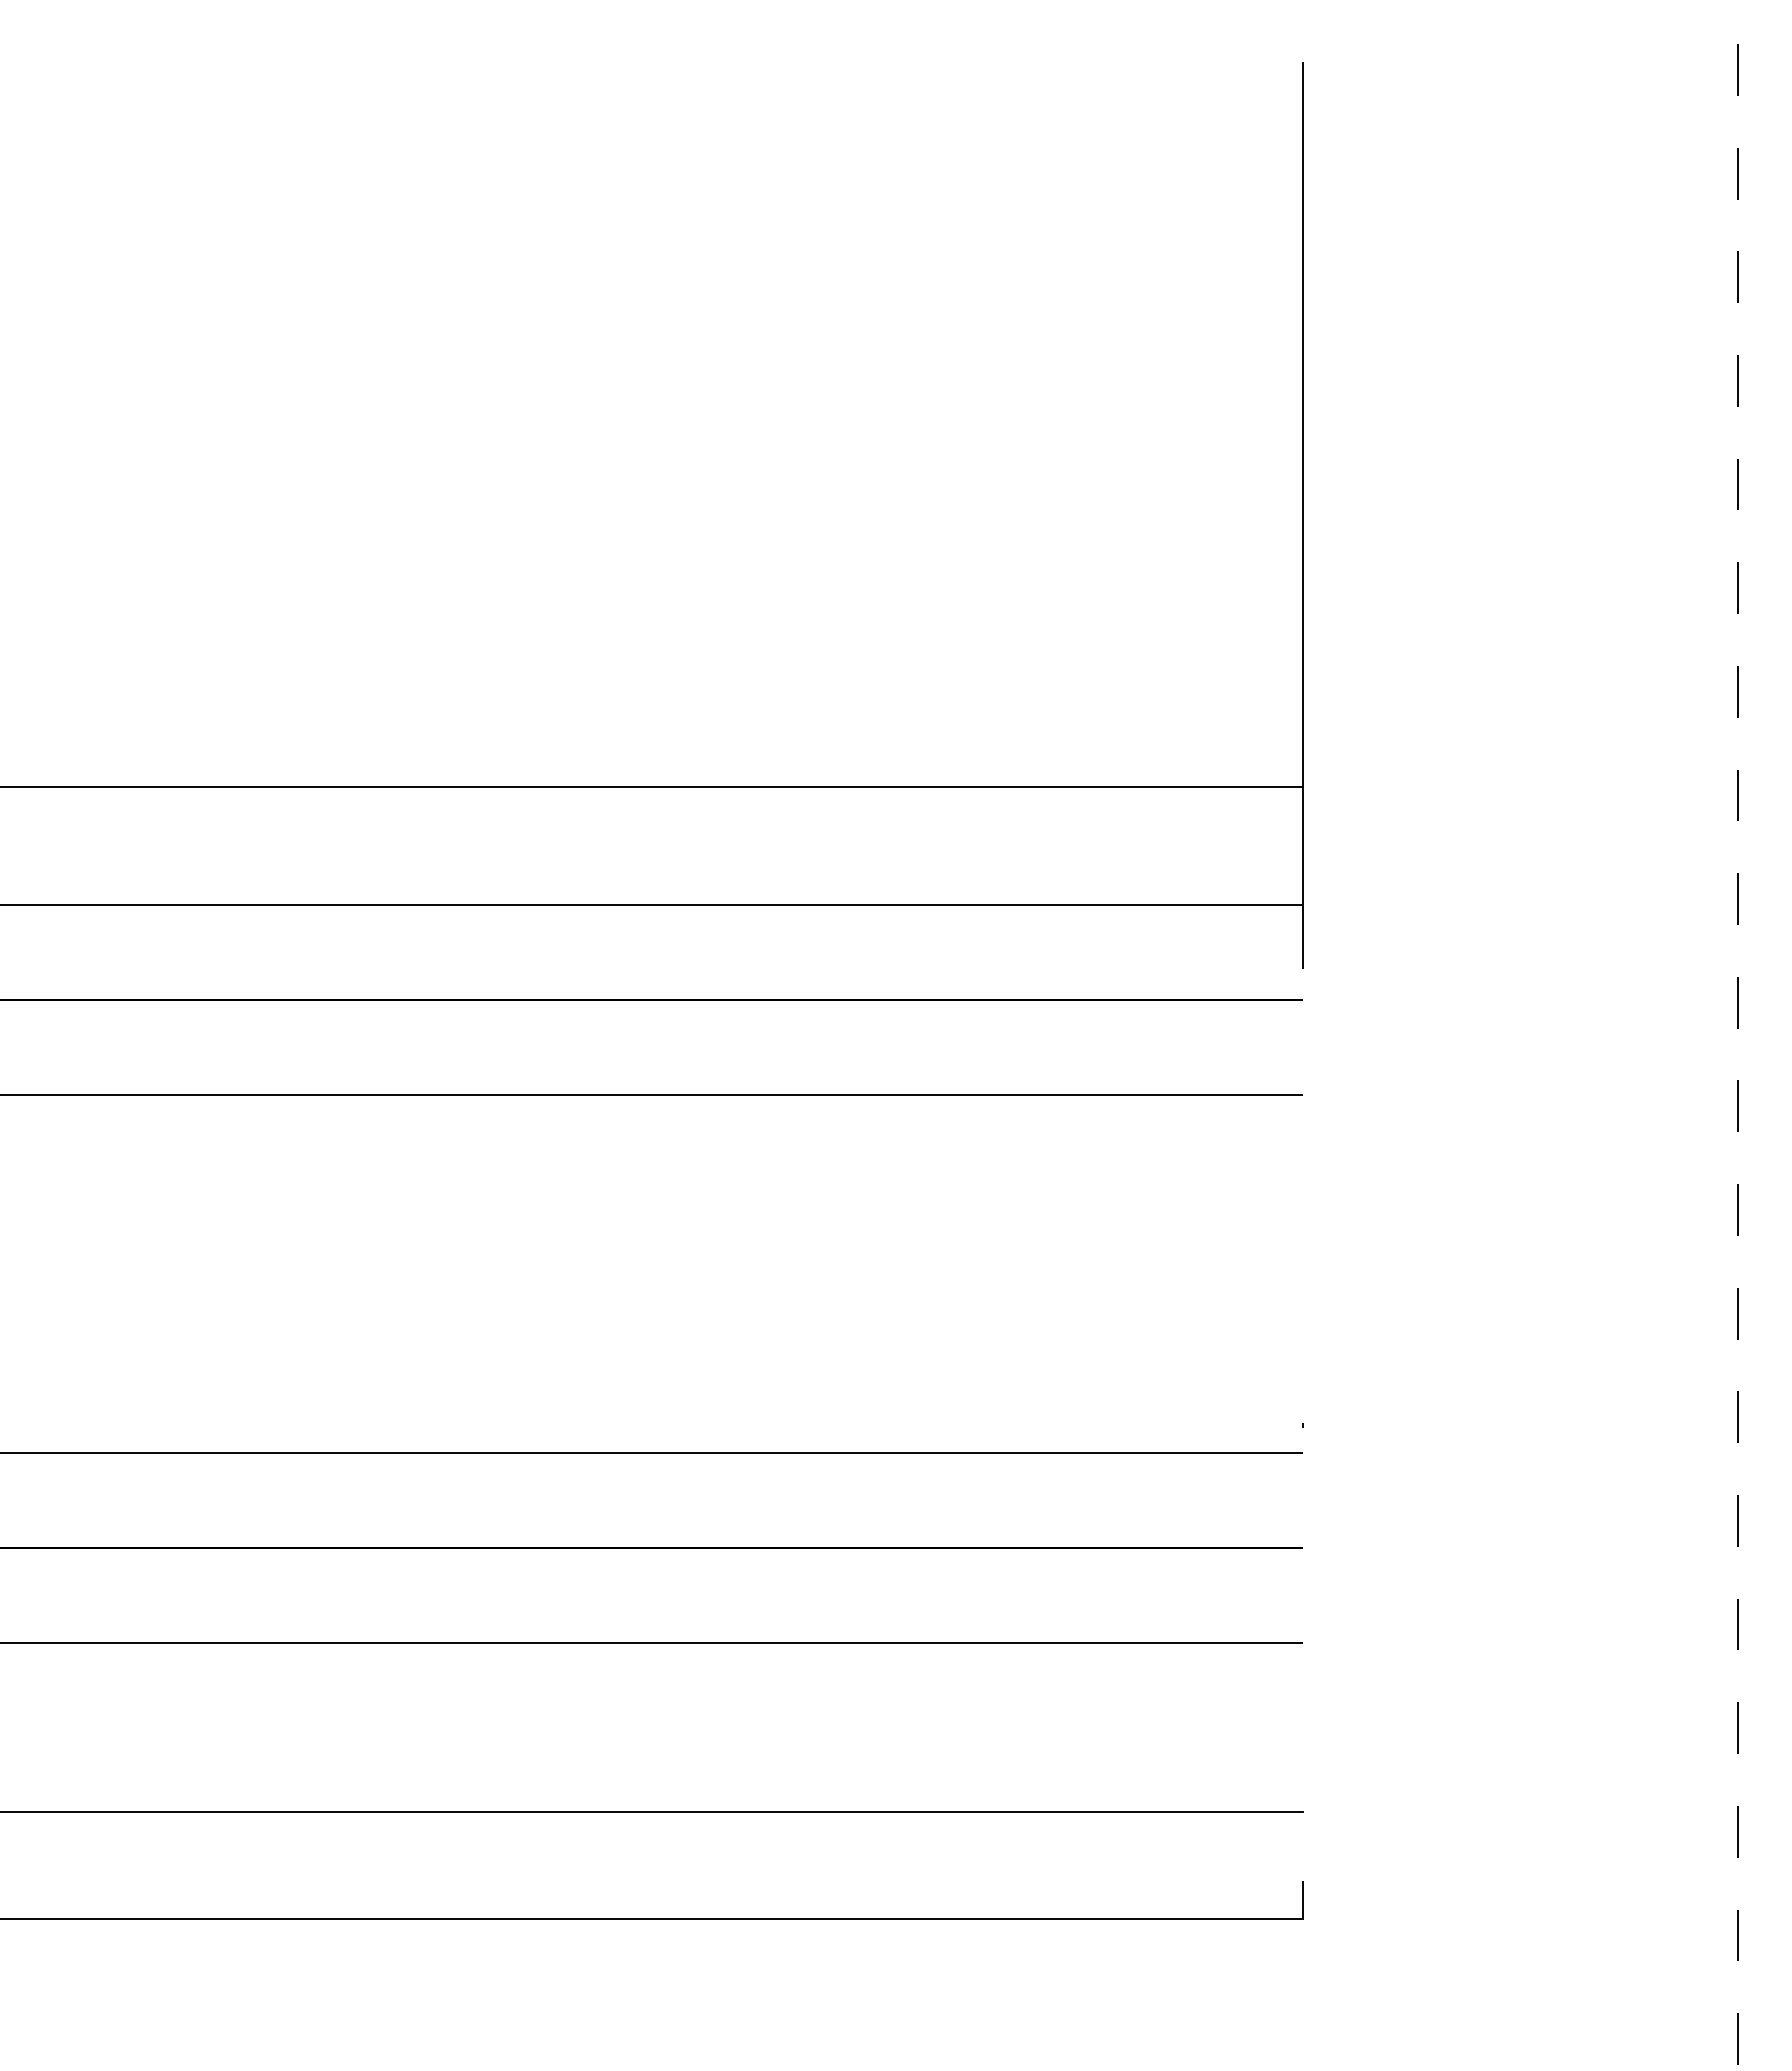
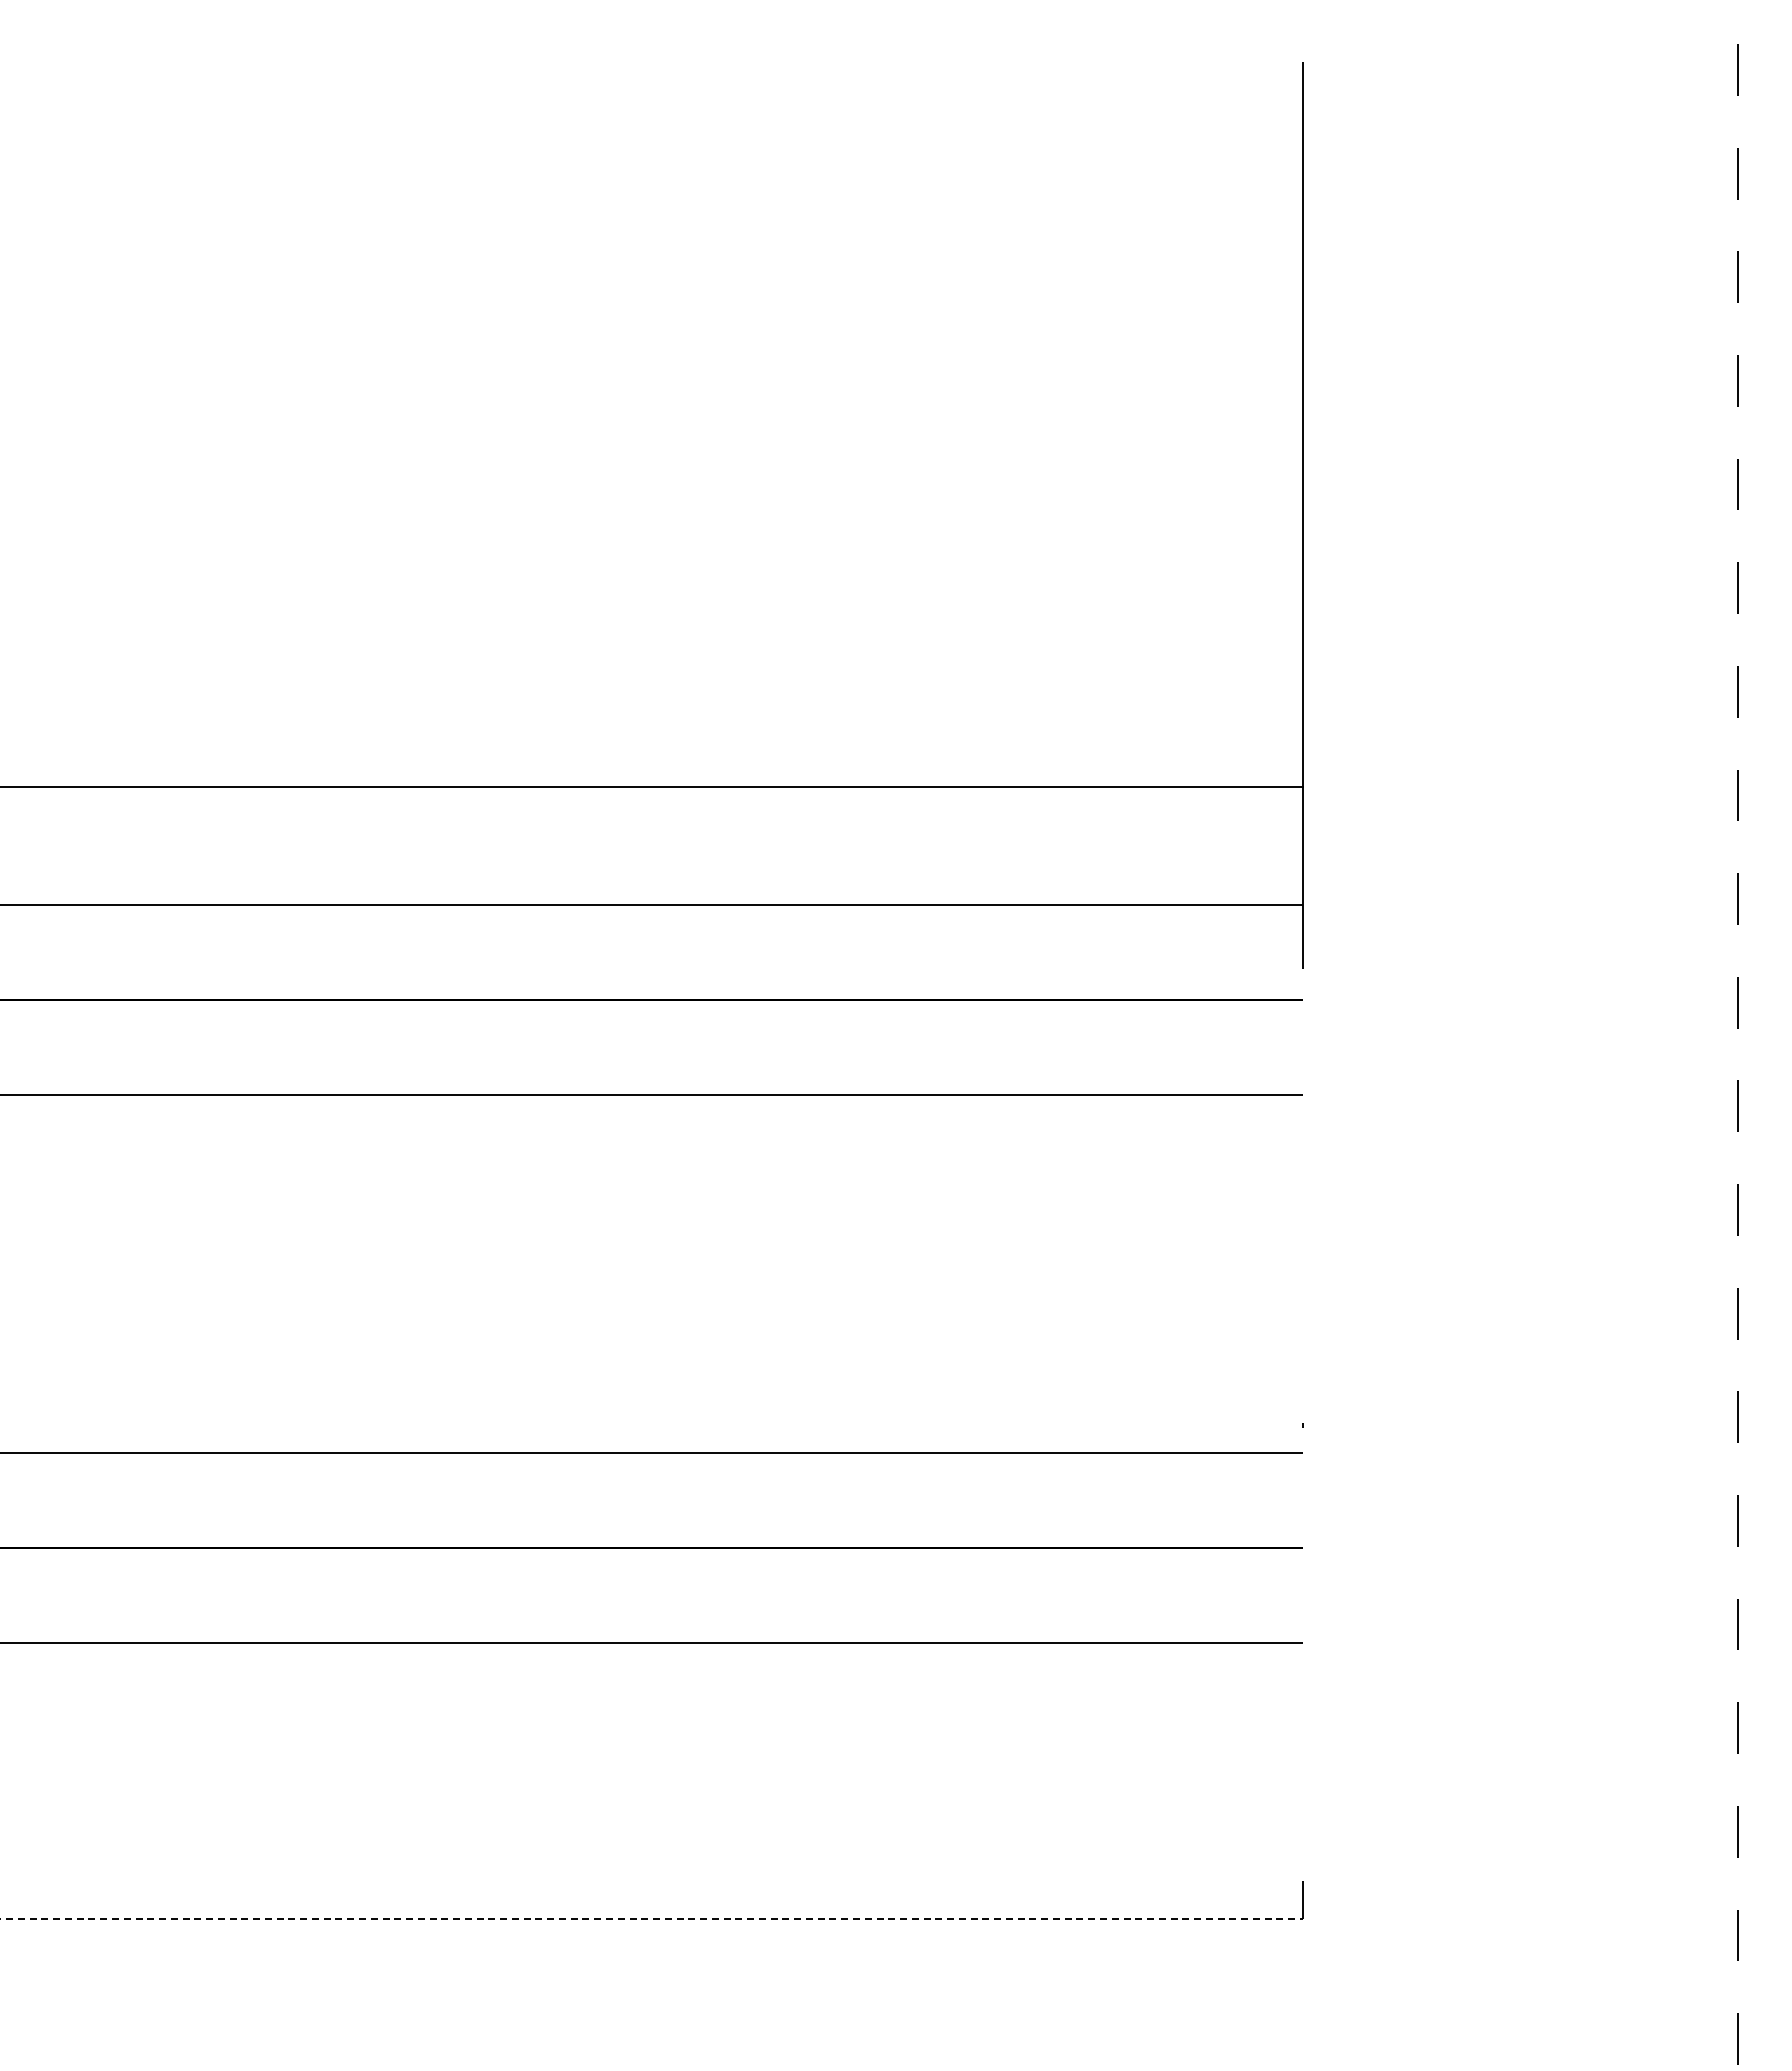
line: present -> none (652, 1812)
line: solid -> dashed (652, 1919)
